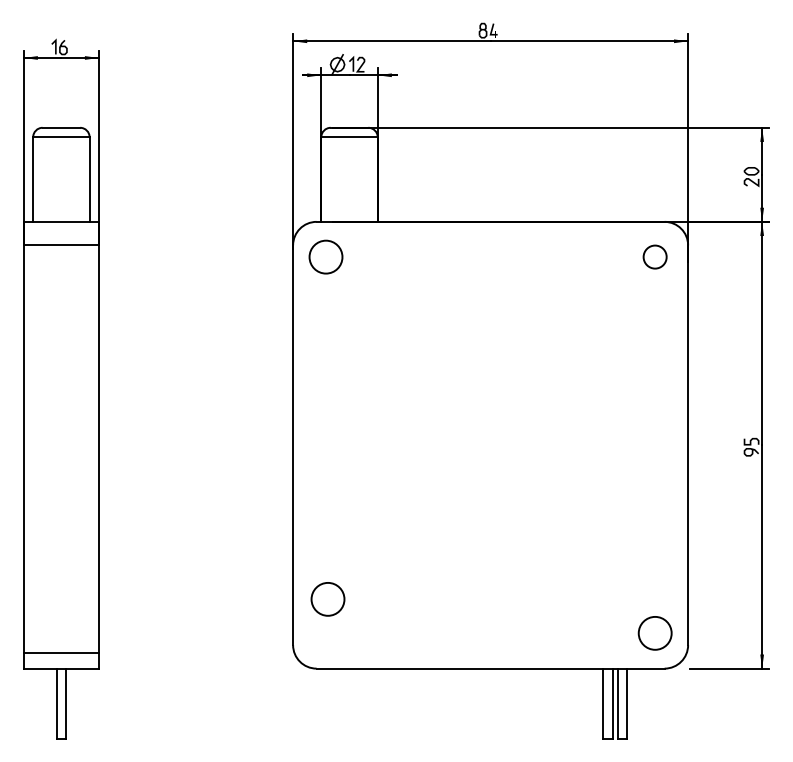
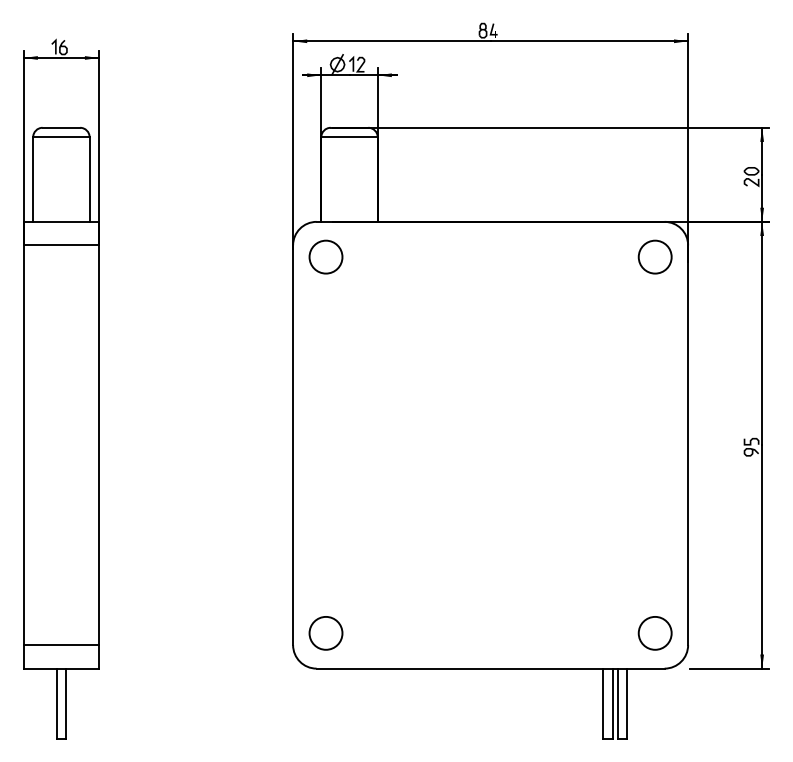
circle size: 26x26 px -> 36x36 px (654, 256)
circle position: (327, 599) -> (325, 633) (325, 633)
line position: (61, 653) -> (61, 645) (61, 645)
